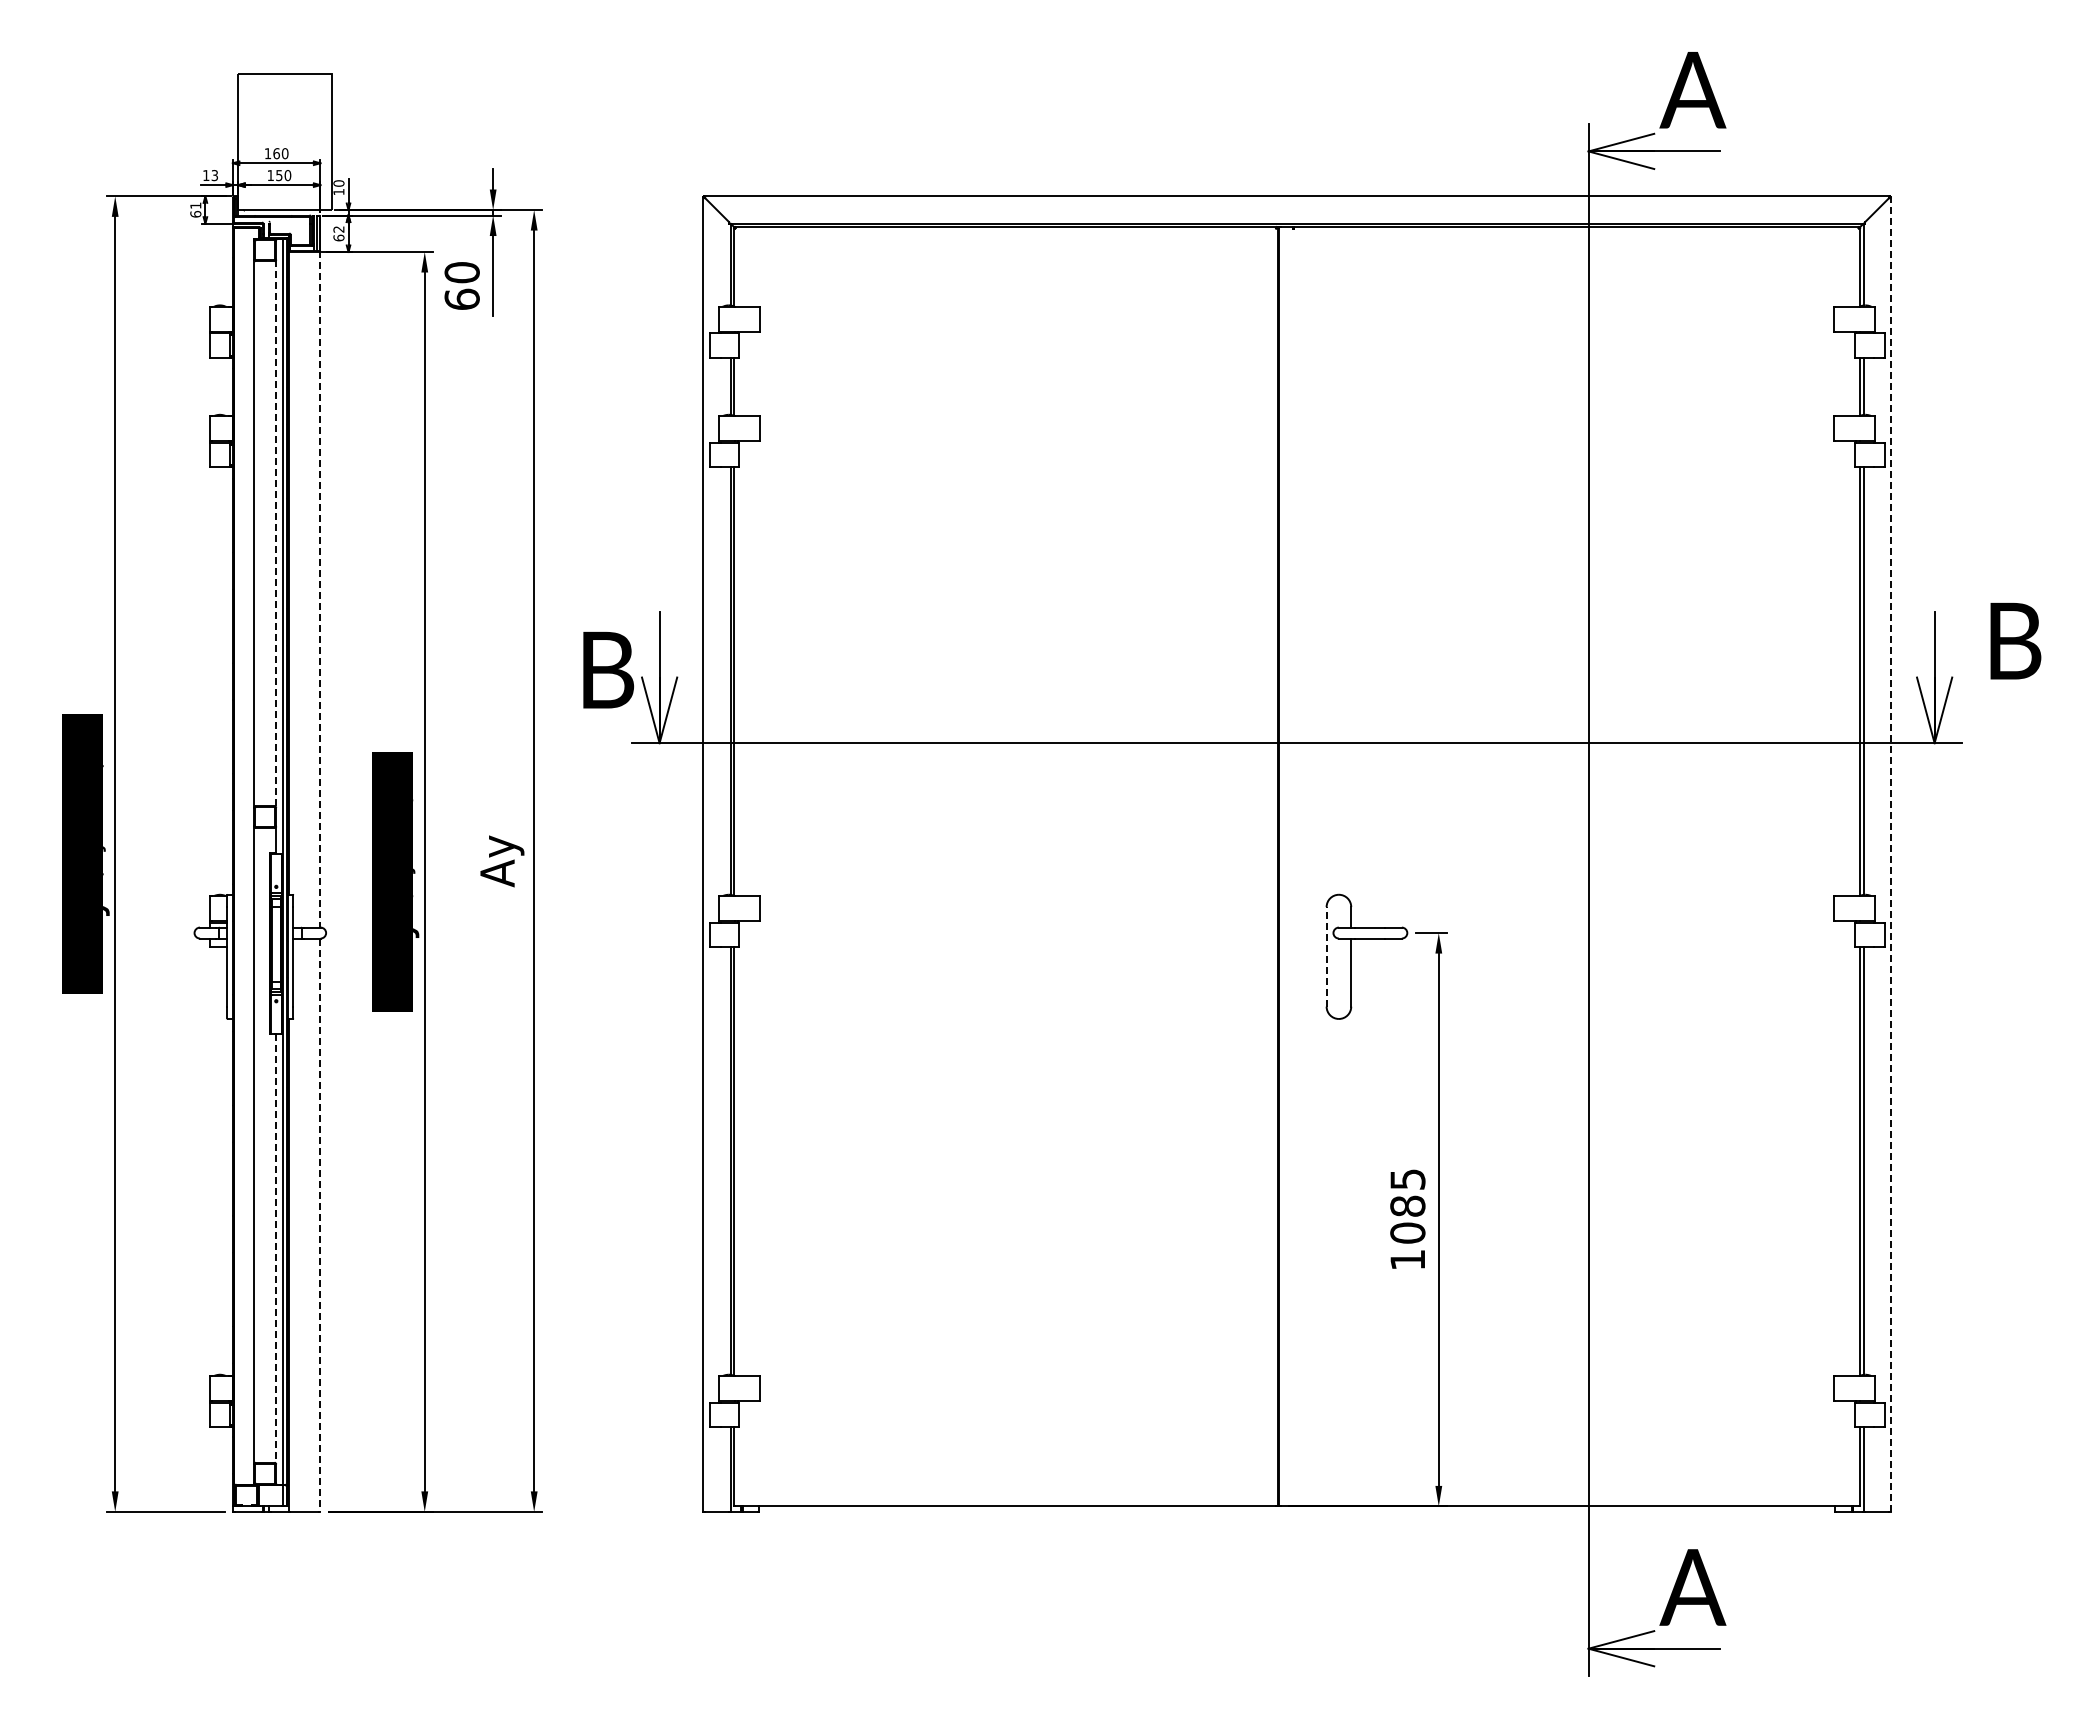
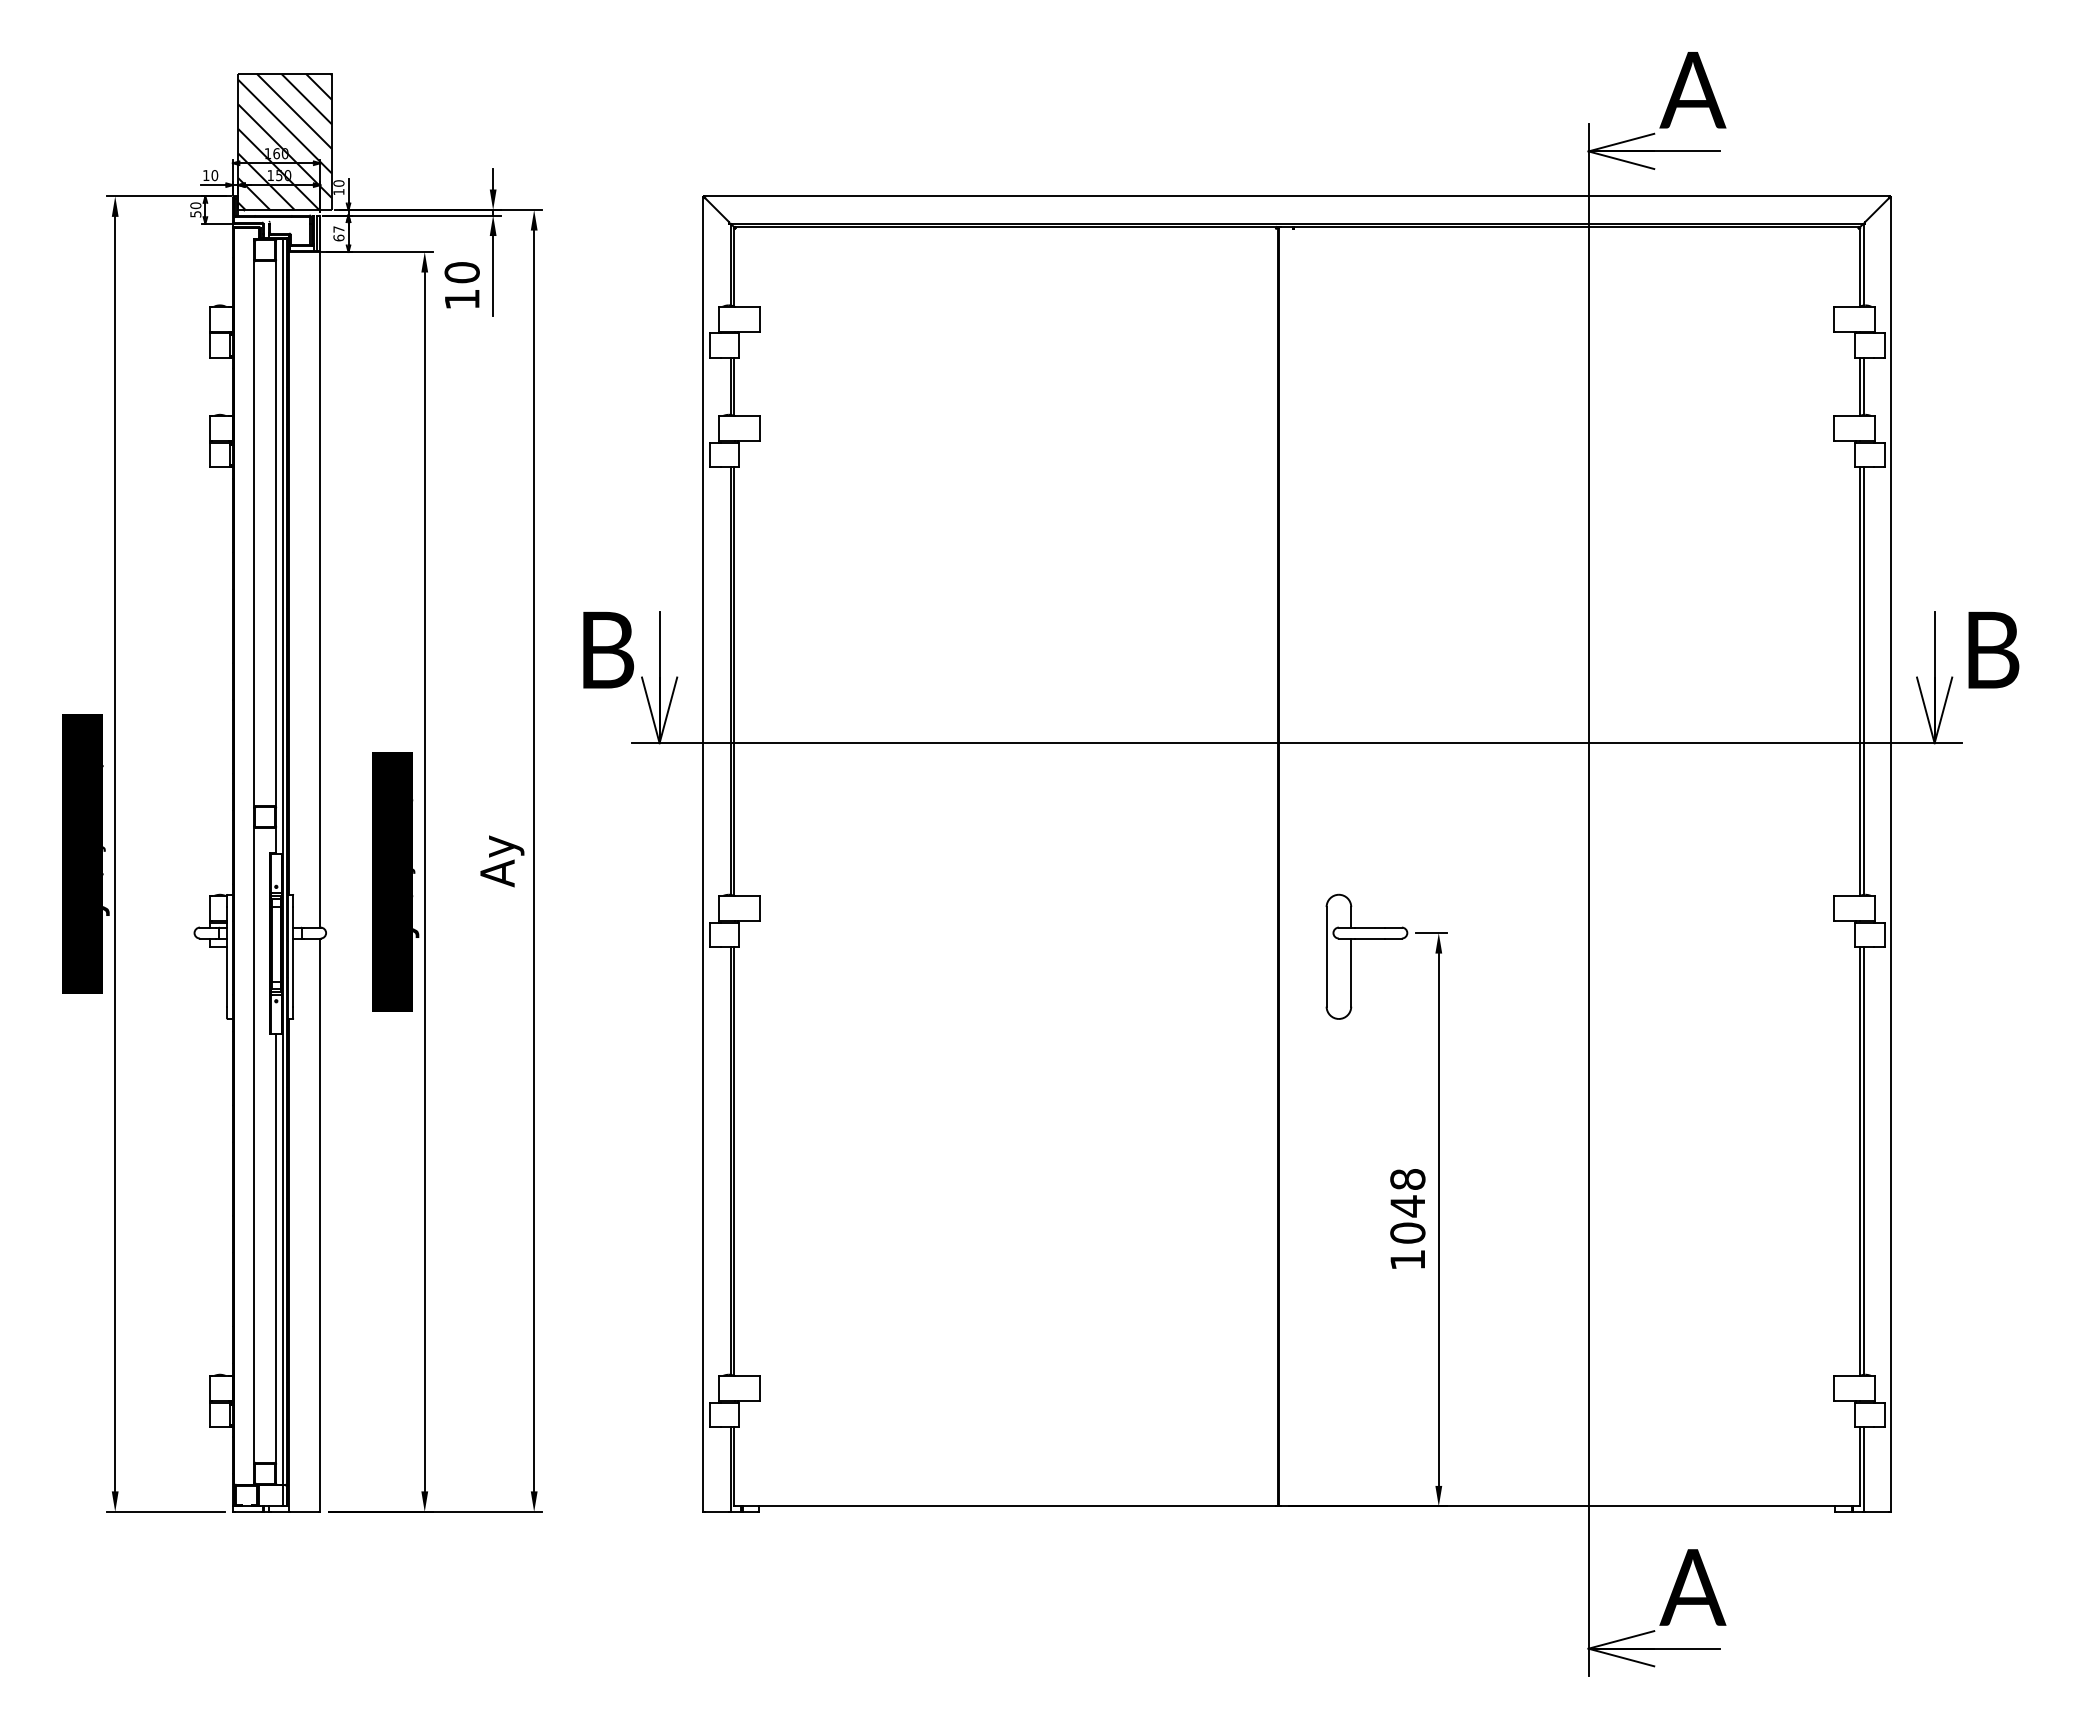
hatch: none -> present (284, 141)
text: 13 -> 10 (214, 175)
text: 61 -> 50 (195, 209)
text: 62 -> 67 (338, 229)
text: 60 -> 10 (461, 298)
line: dashed -> solid (276, 534)
line: dashed -> solid (320, 589)
text position: (2015, 641) -> (1993, 650) (1993, 650)
text position: (608, 670) -> (608, 650) (608, 650)
line: dashed -> solid (1890, 854)
line: dashed -> solid (1326, 956)
text: 1085 -> 1048 (1407, 1193)
line: dashed -> solid (320, 1225)
line: dashed -> solid (276, 1249)
